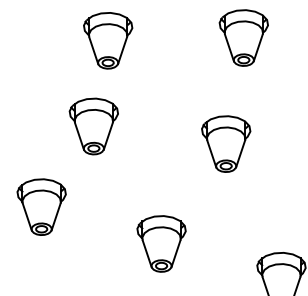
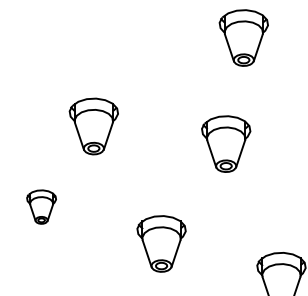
part: present -> none (108, 40)
part size: 51x58 px -> 31x36 px (41, 206)
